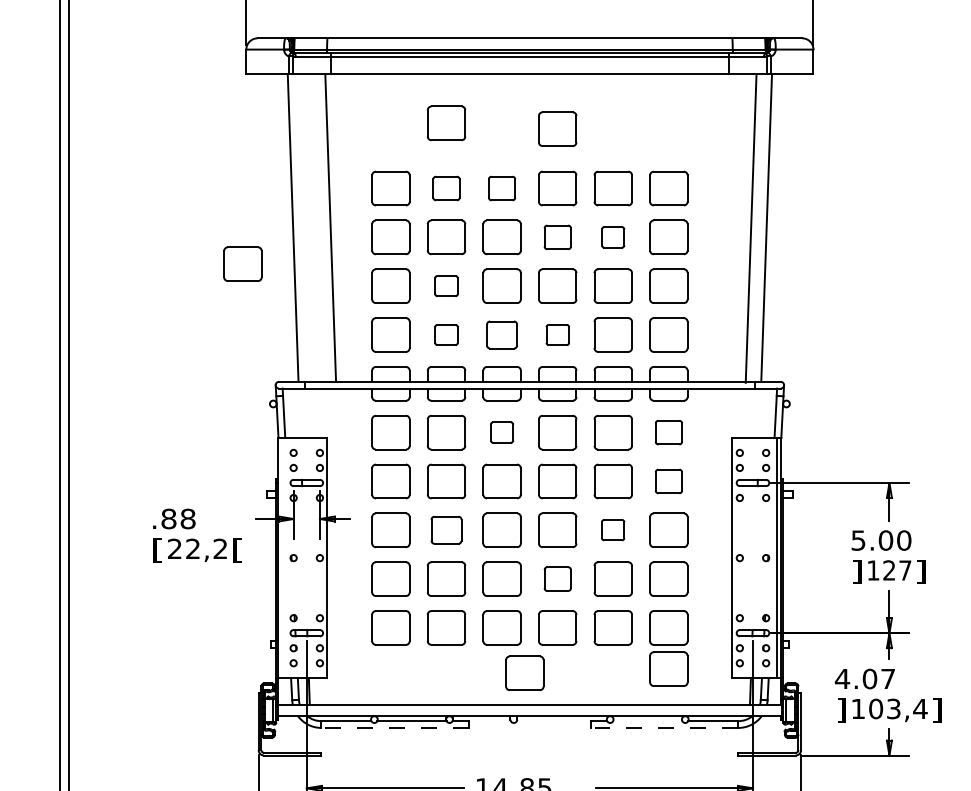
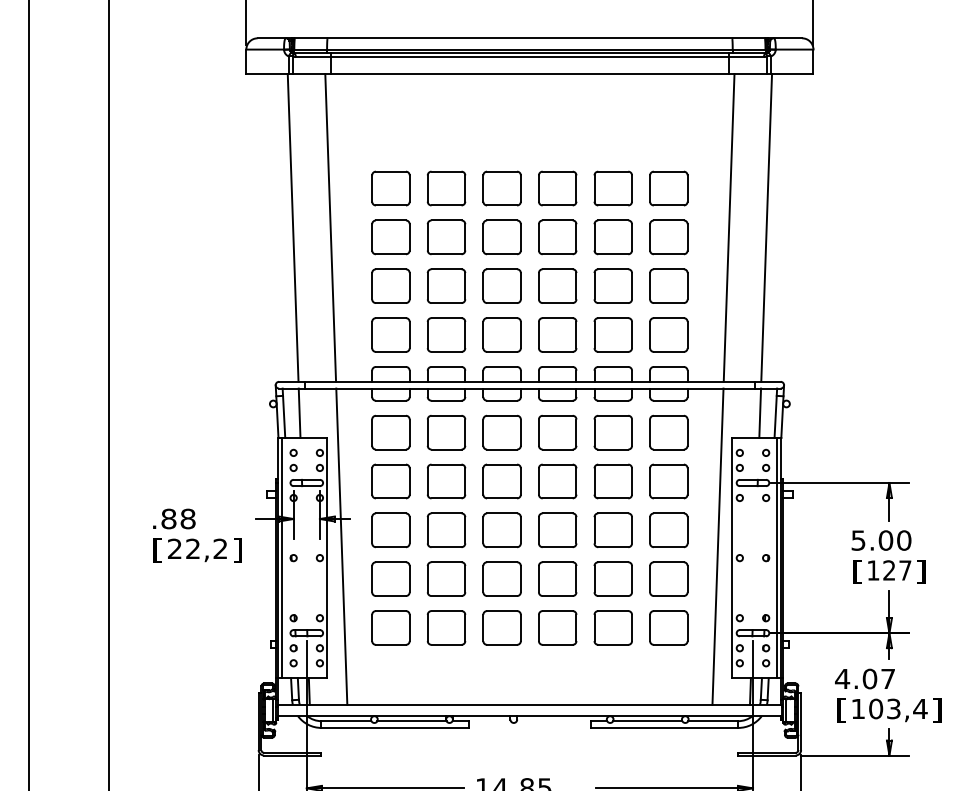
part: present -> none (446, 123)
part: present -> none (557, 128)
part size: 29x27 px -> 41x37 px (446, 188)
part size: 28x27 px -> 40x37 px (501, 188)
line position: (750, 228) -> (728, 227) (728, 227)
part size: 29x26 px -> 40x37 px (557, 237)
part size: 25x23 px -> 40x37 px (612, 237)
part: present -> none (242, 263)
part size: 25x22 px -> 41x36 px (446, 285)
part size: 25x22 px -> 41x36 px (446, 334)
part size: 32x30 px -> 40x36 px (501, 334)
part size: 25x22 px -> 40x36 px (557, 334)
line position: (60, 394) -> (29, 394) (29, 394)
line position: (69, 394) -> (109, 394) (109, 394)
line: none -> present (299, 412)
line: none -> present (760, 412)
part size: 25x23 px -> 40x37 px (501, 432)
part size: 29x26 px -> 40x37 px (668, 432)
part size: 28x27 px -> 40x37 px (668, 481)
part size: 33x29 px -> 41x36 px (446, 529)
part size: 25x23 px -> 40x36 px (612, 529)
line: none -> present (341, 546)
line: none -> present (717, 546)
text: [ -> ] (237, 550)
line: none -> present (282, 557)
text: ] -> [ (857, 571)
part size: 29x26 px -> 40x36 px (557, 578)
part: present -> none (668, 668)
part: present -> none (524, 673)
text: ] -> [ (841, 710)
line: none -> present (647, 721)
line: dashed -> solid (395, 727)
line: dashed -> solid (664, 727)
